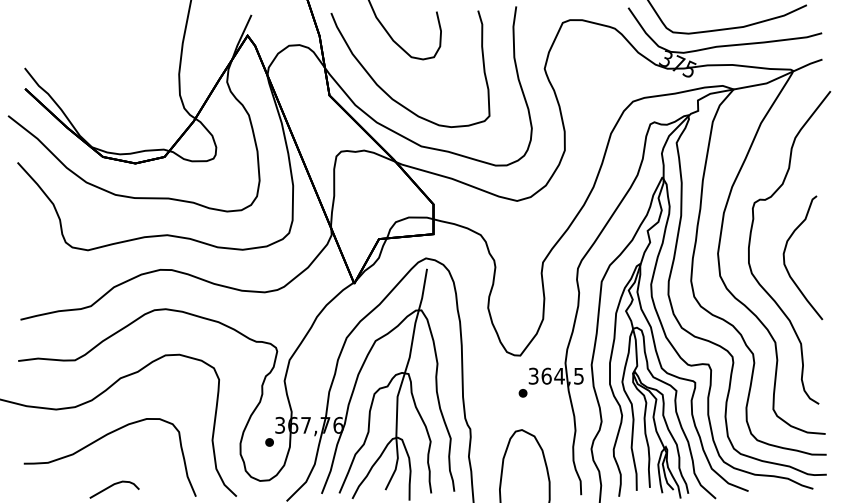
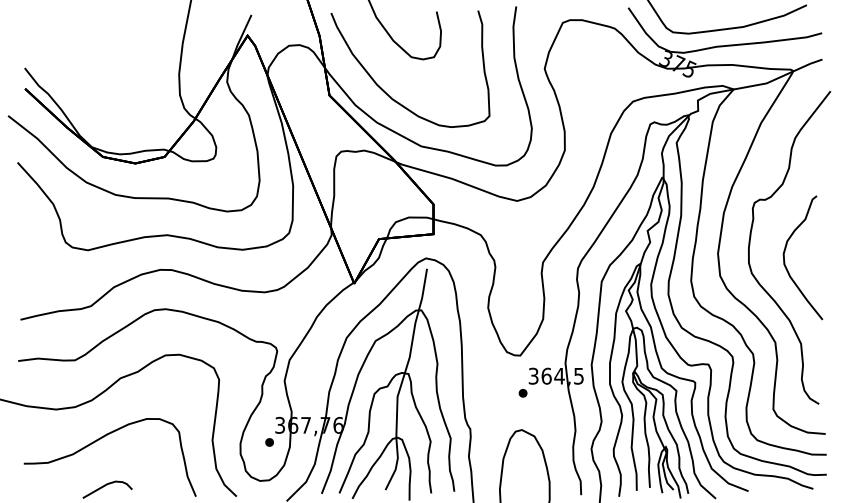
curve position: (112, 486) -> (105, 486) (105, 486)
